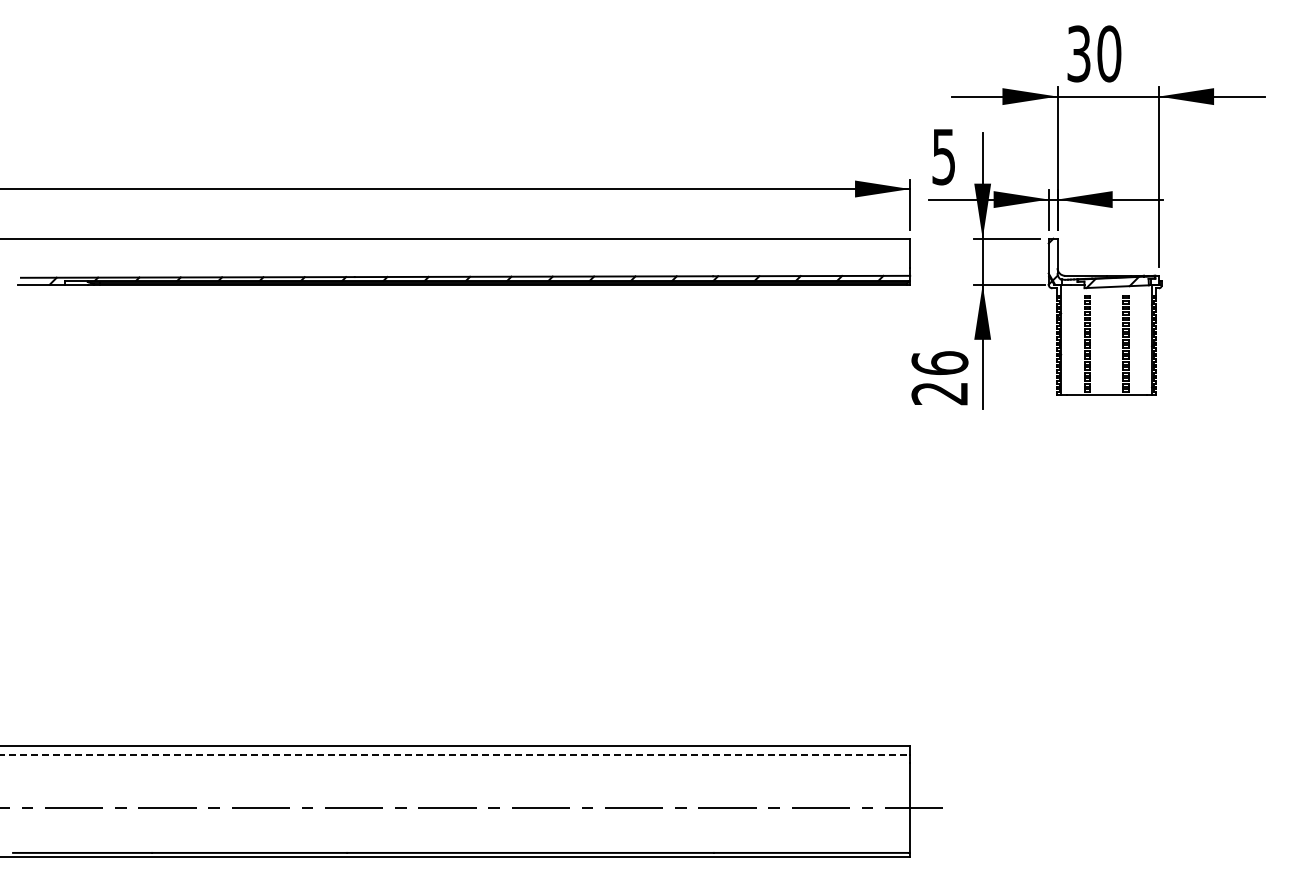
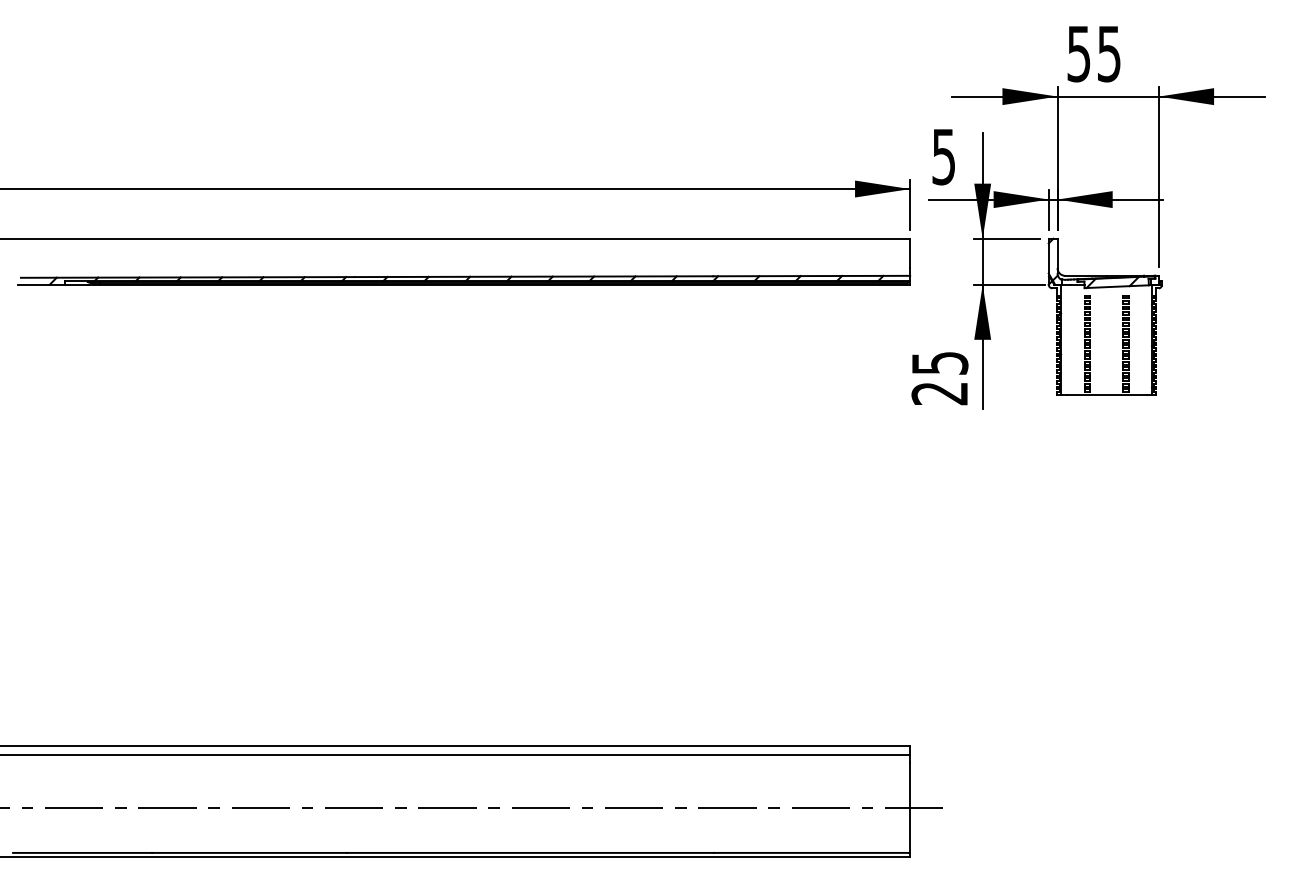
text: 30 -> 55 (1094, 53)
text: 26 -> 25 (939, 362)
line: dashed -> solid (455, 755)
